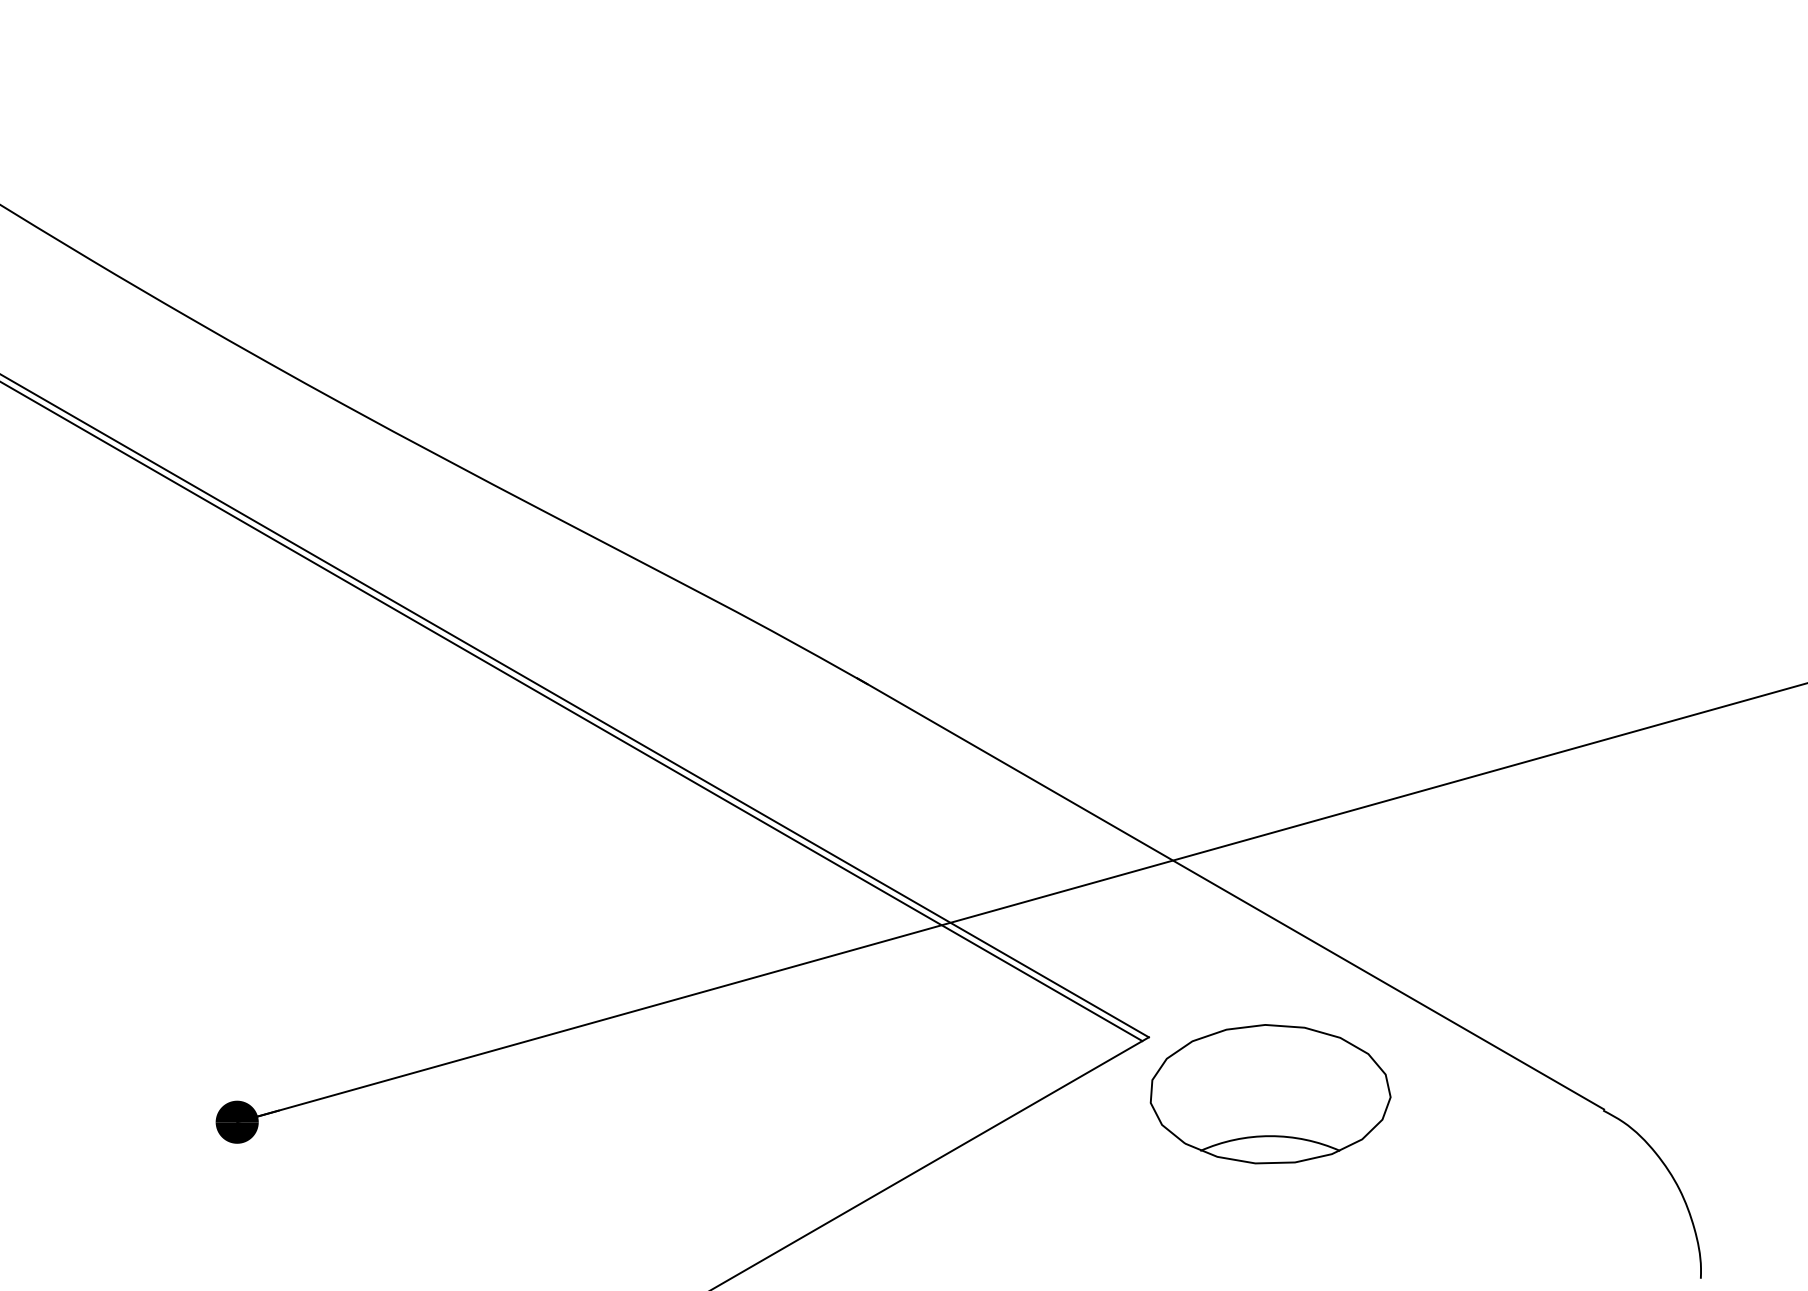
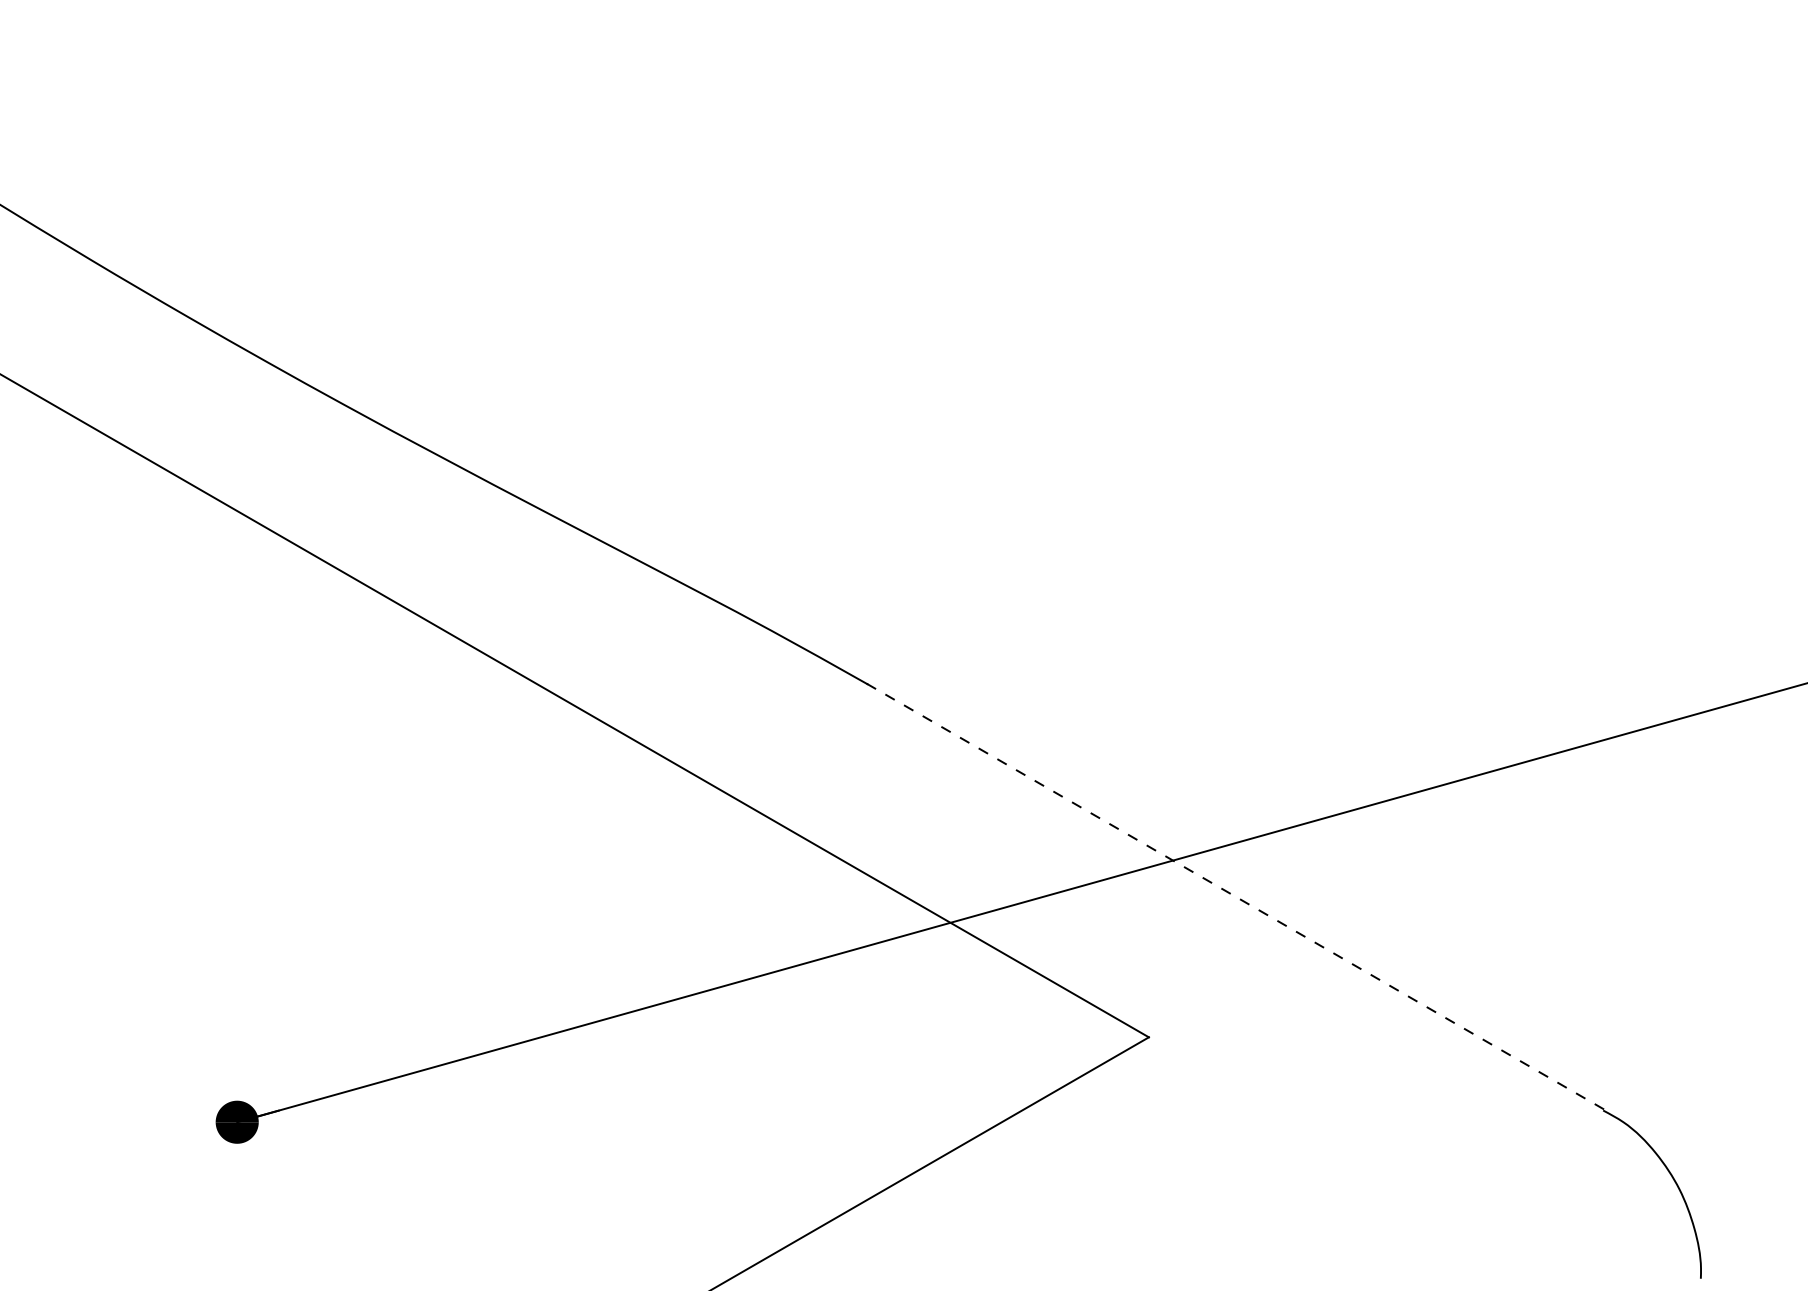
line: present -> none (572, 711)
line: solid -> dashed (1230, 893)
part: present -> none (1270, 1094)
